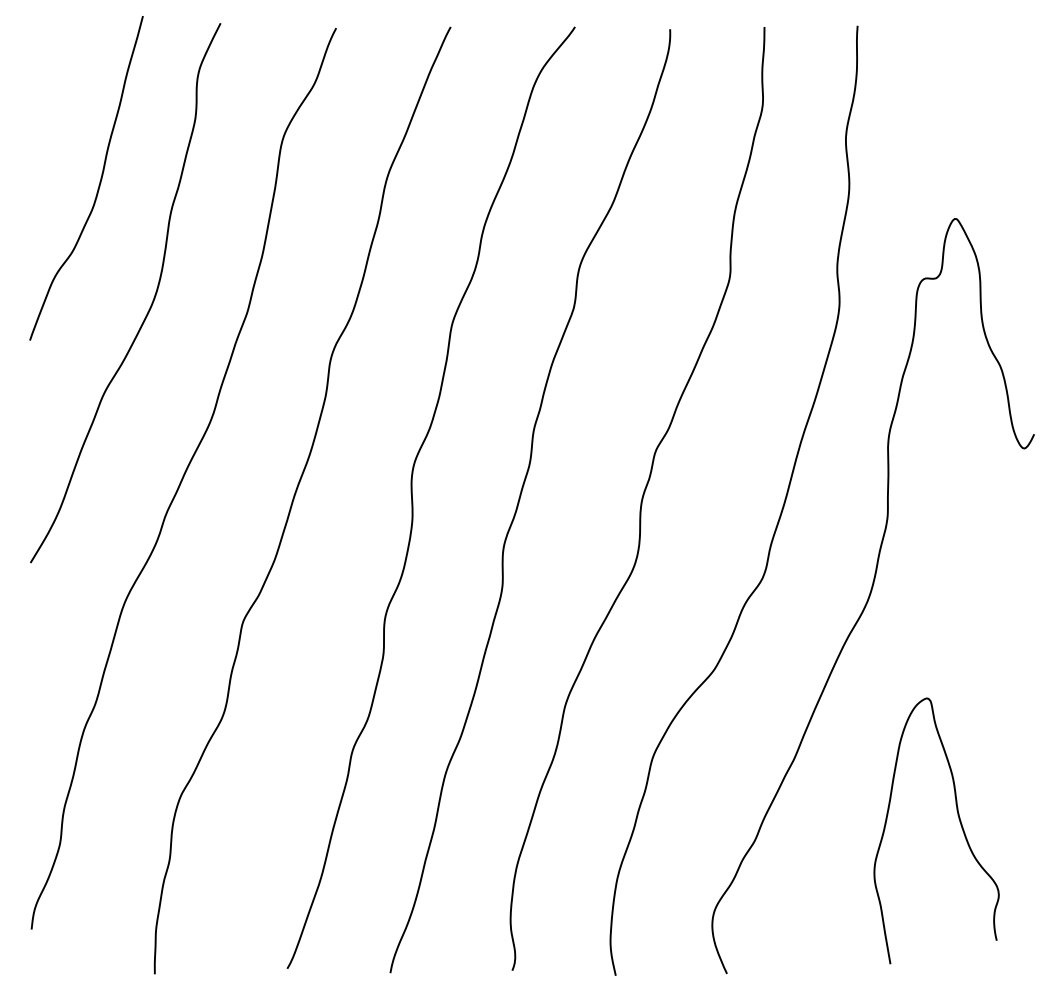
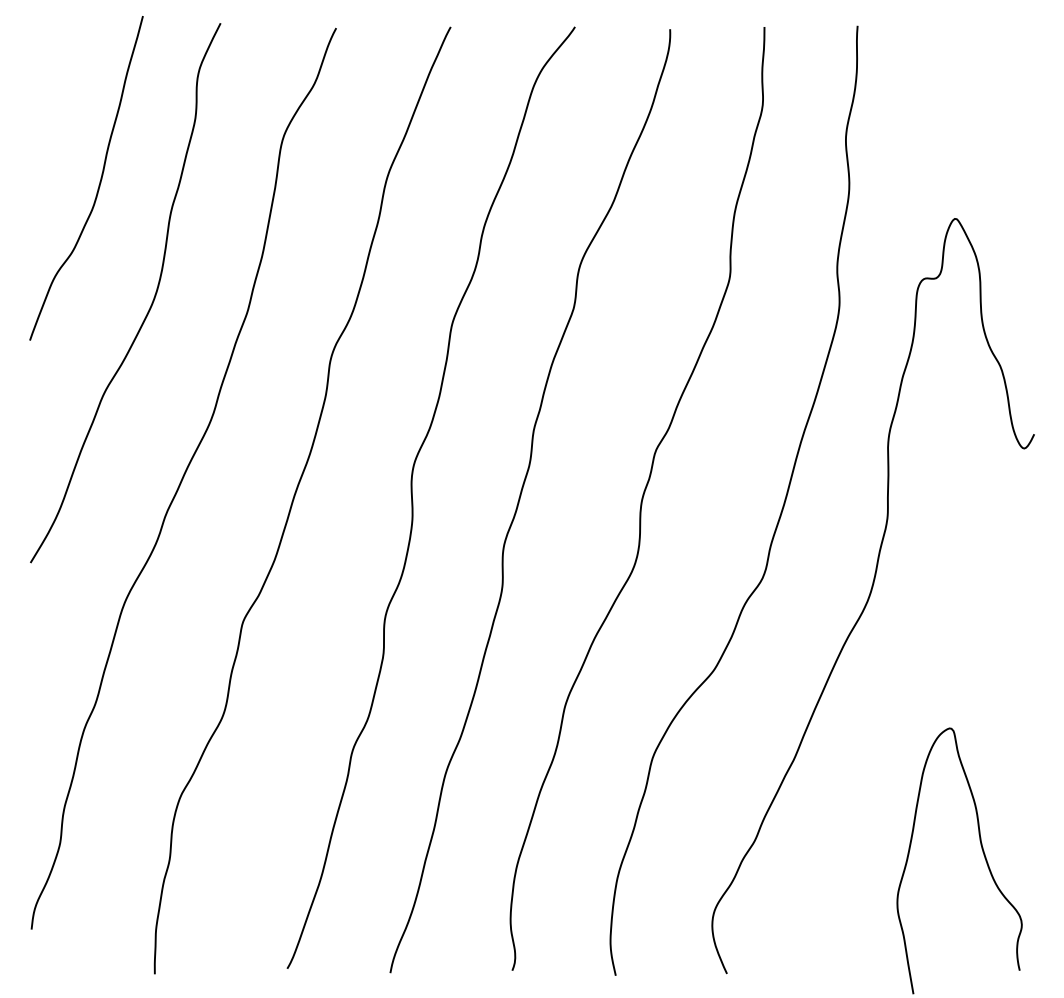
curve position: (959, 822) -> (982, 852) (982, 852)
